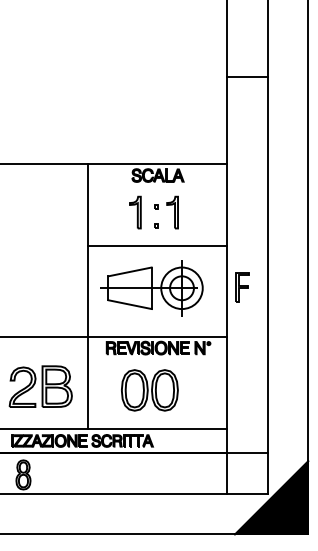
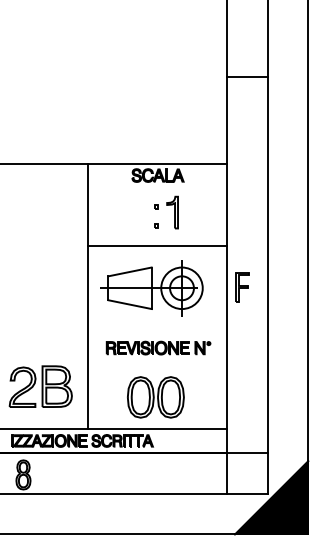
part: present -> none (135, 212)
line: present -> none (114, 336)
part position: (149, 390) -> (155, 397) (155, 397)
